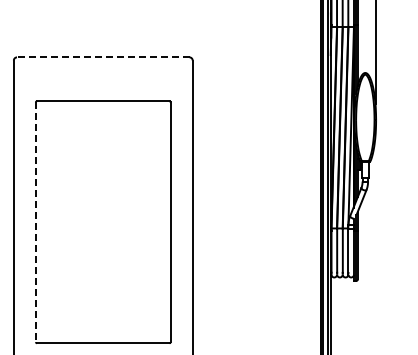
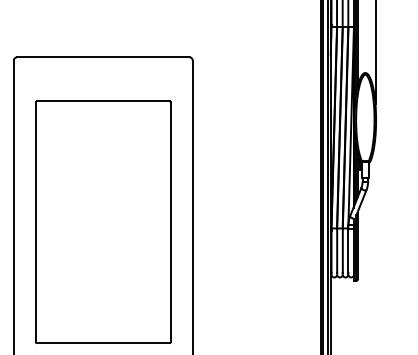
line: dashed -> solid (102, 57)
line: dashed -> solid (35, 222)
